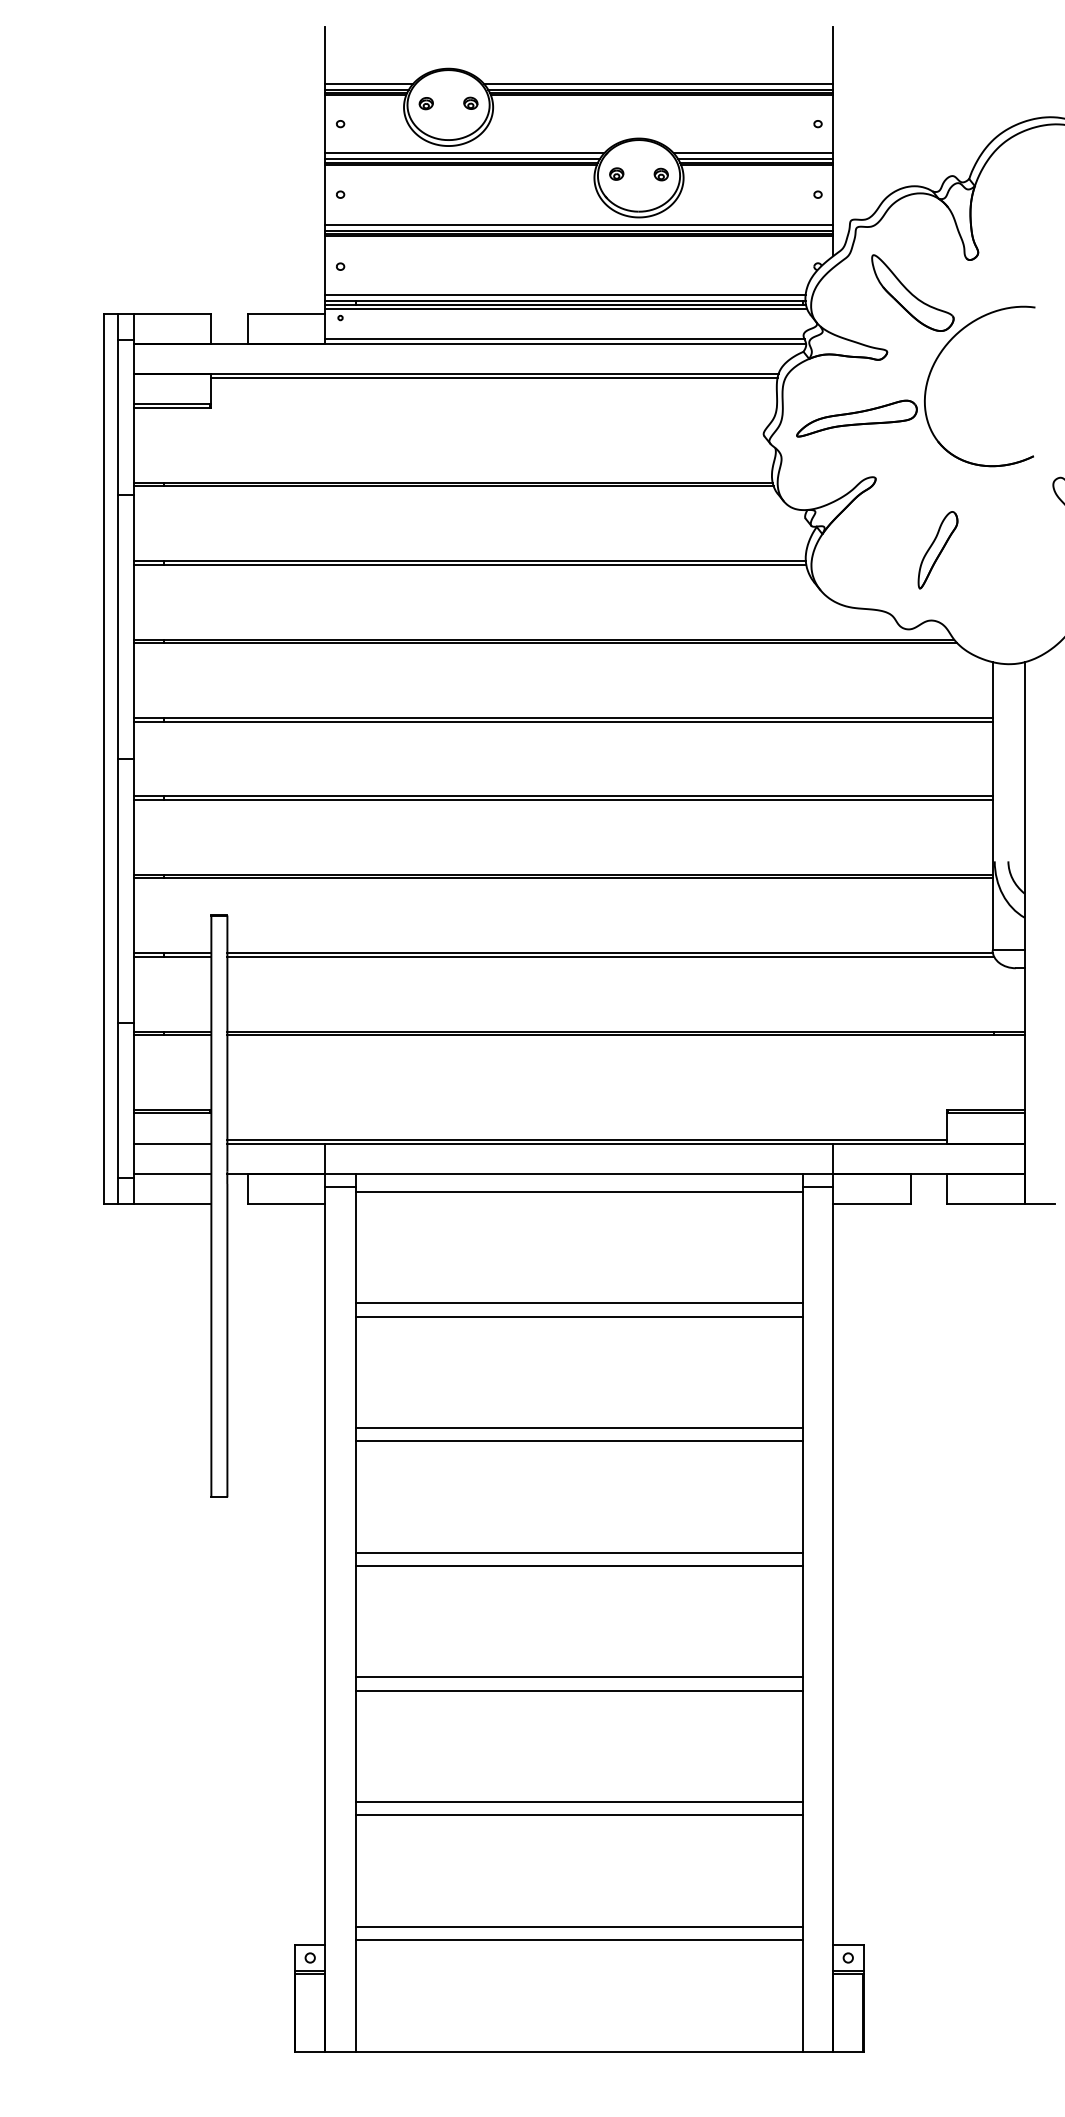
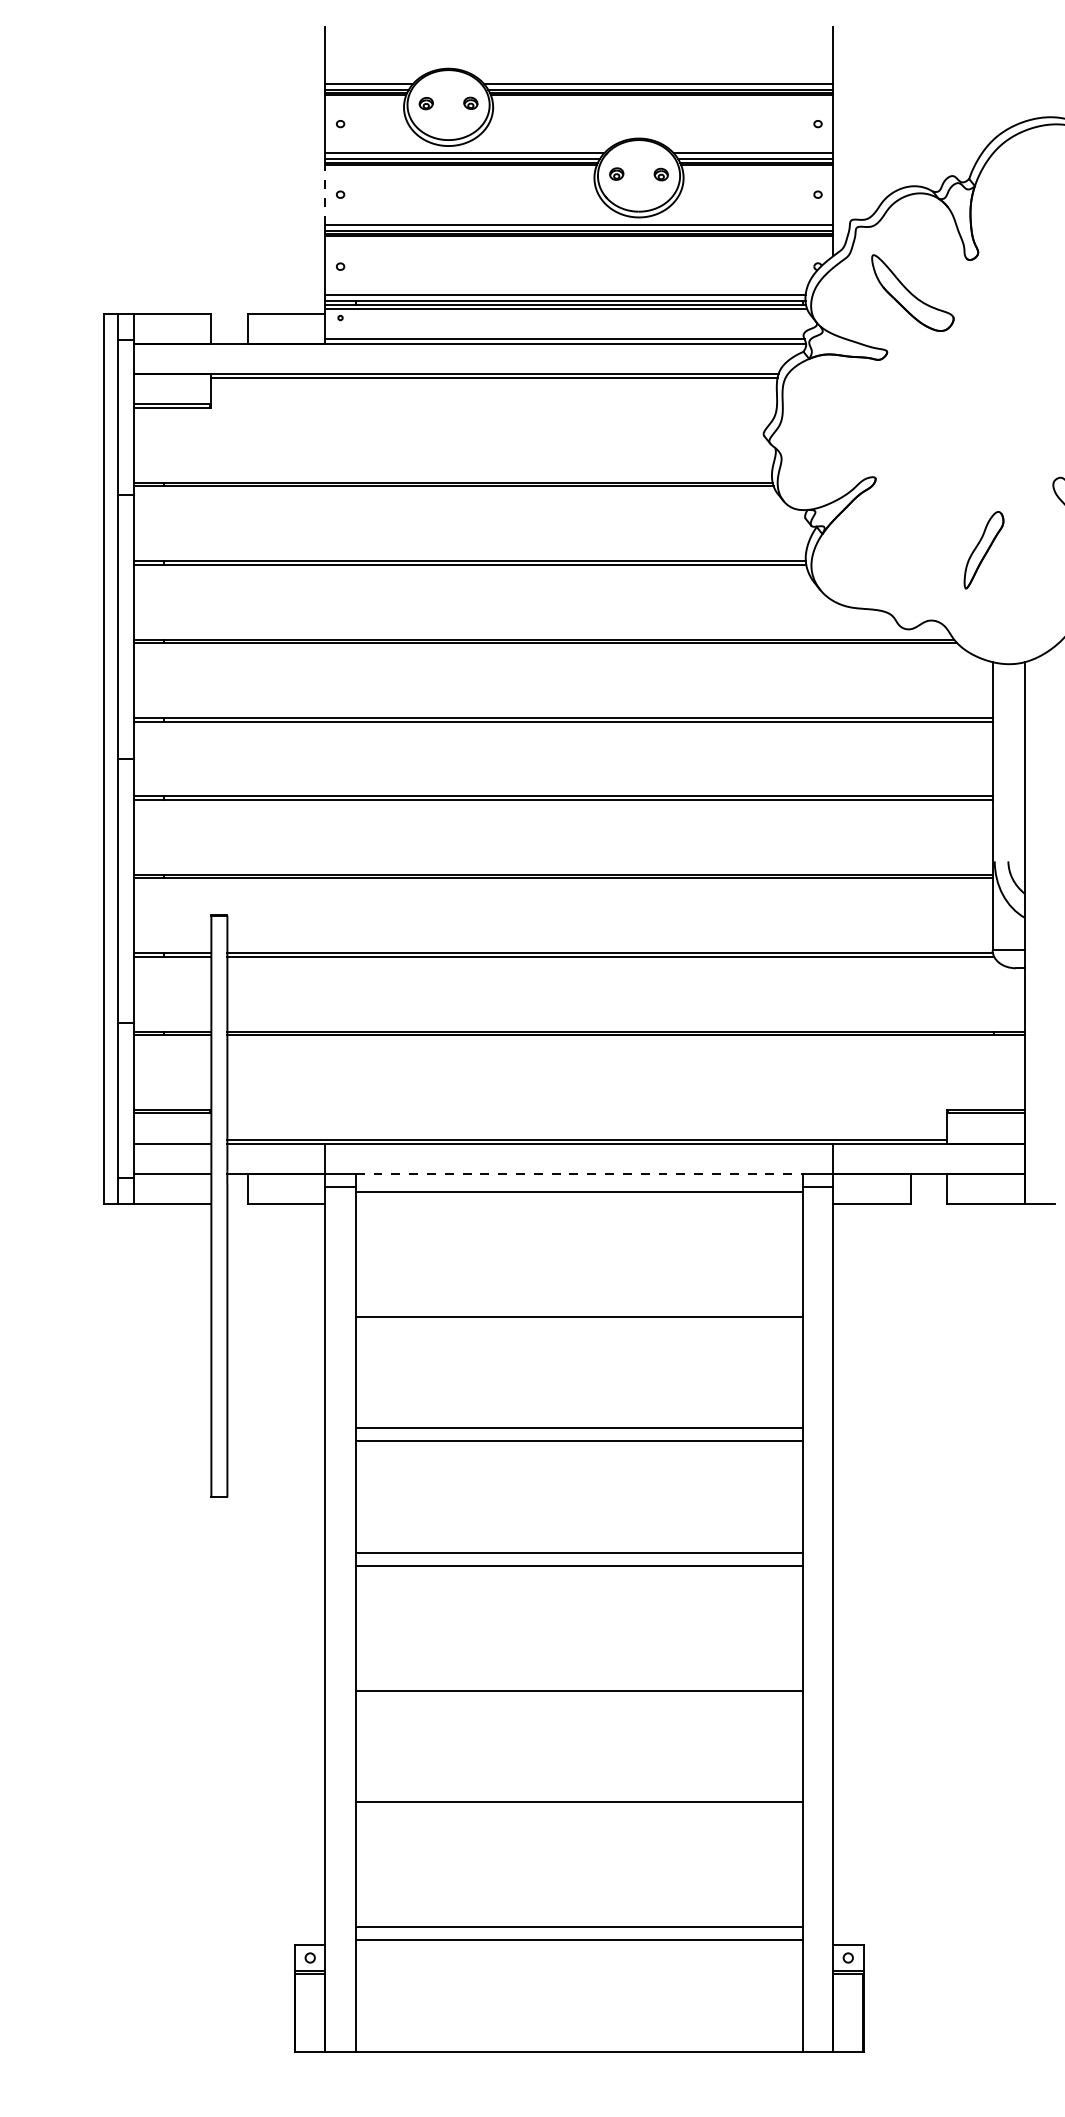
line: solid -> dashed (325, 194)
part: present -> none (924, 389)
part position: (937, 550) -> (983, 550) (983, 550)
line: solid -> dashed (579, 1174)
line: present -> none (578, 1303)
line: present -> none (578, 1677)
line: present -> none (578, 1815)
